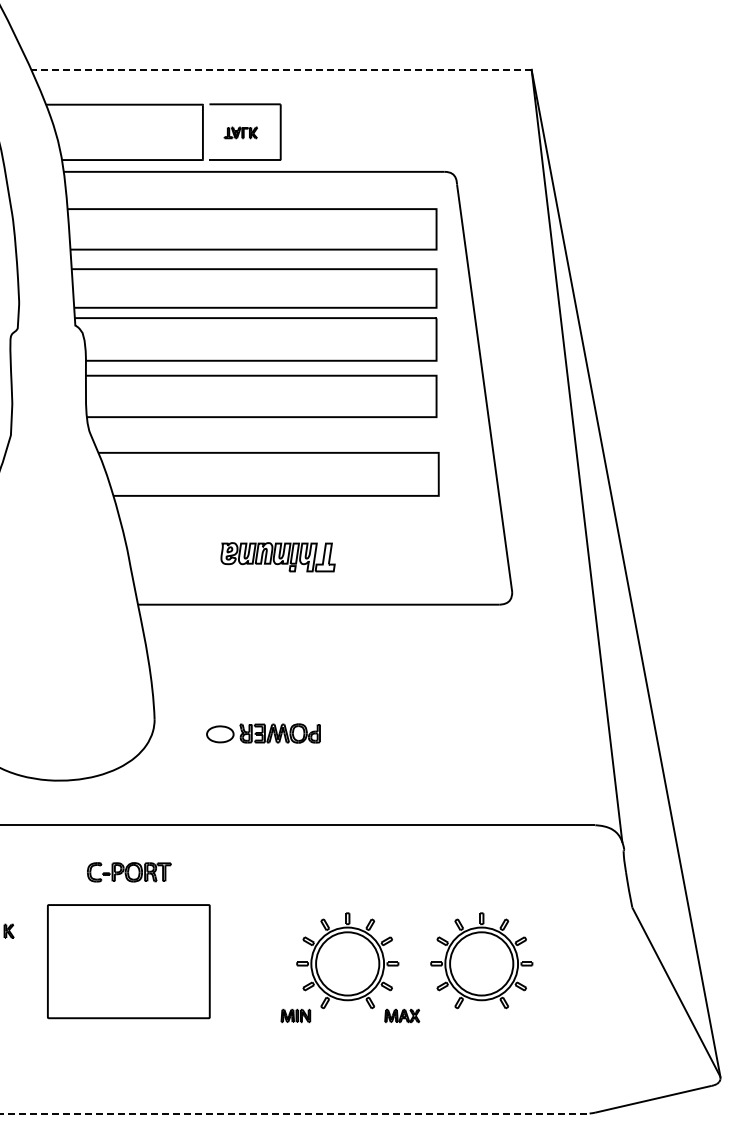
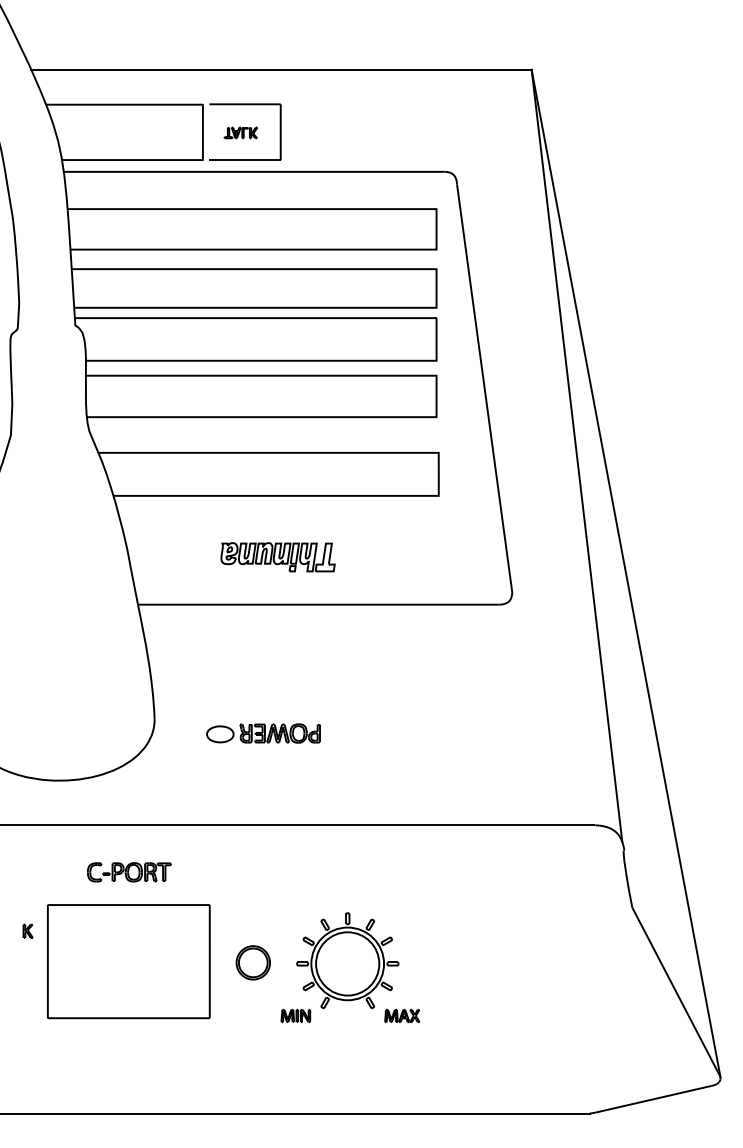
line: dashed -> solid (281, 69)
part position: (8, 930) -> (27, 930) (27, 930)
part: present -> none (481, 960)
part: none -> present (252, 962)
line: dashed -> solid (295, 1113)
